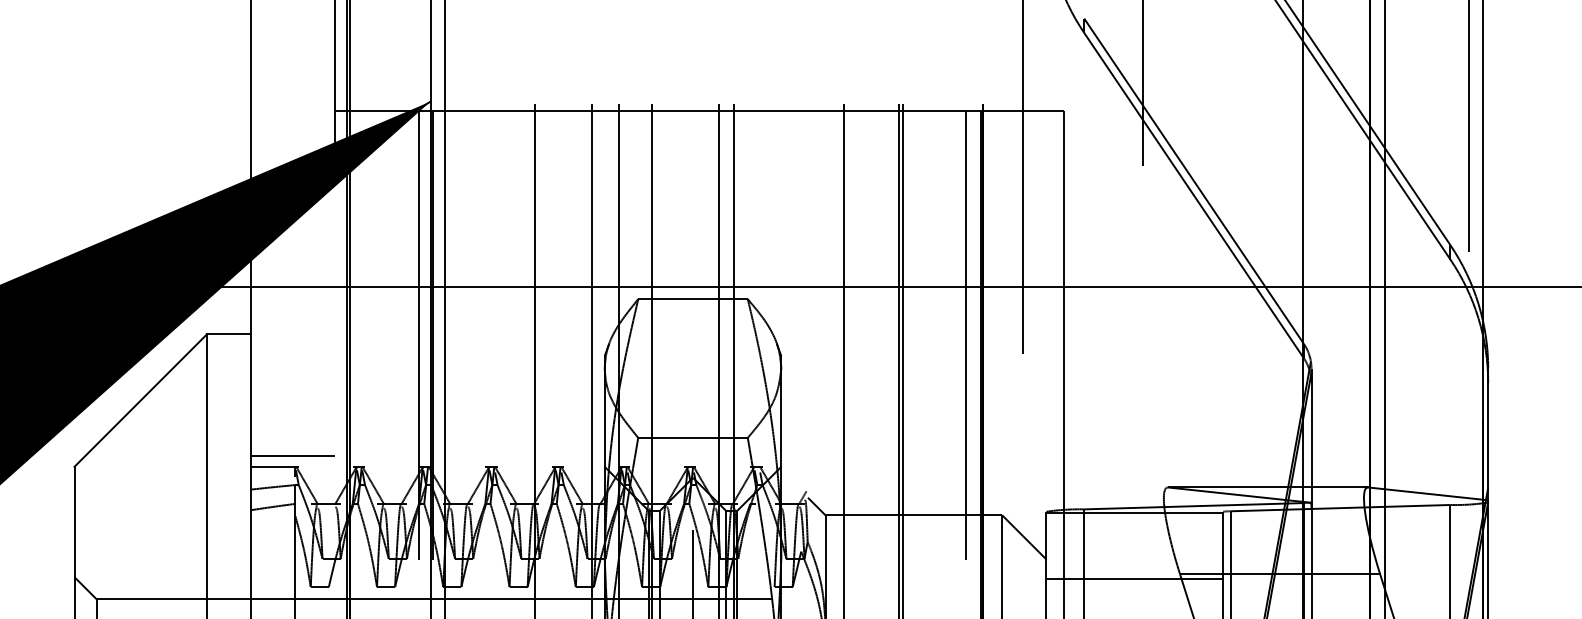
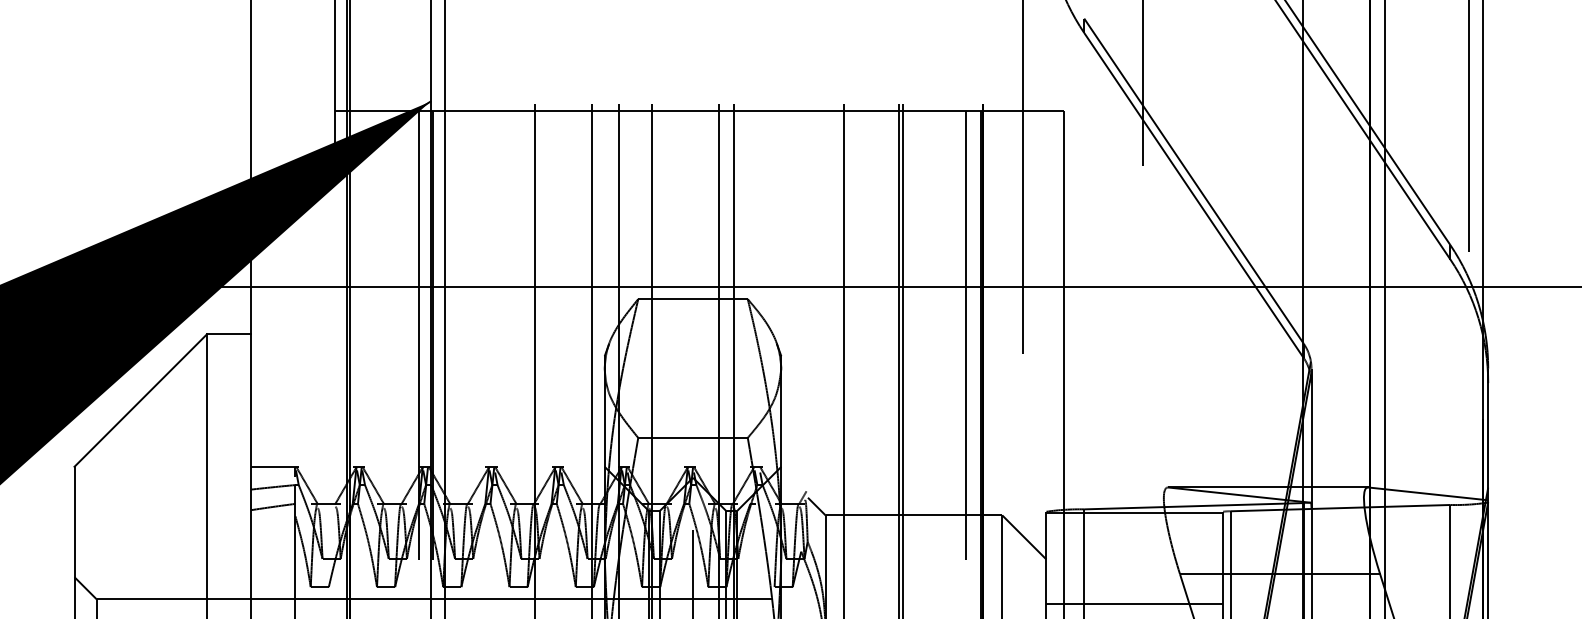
line: present -> none (293, 456)
line position: (1134, 579) -> (1134, 604) (1134, 604)
